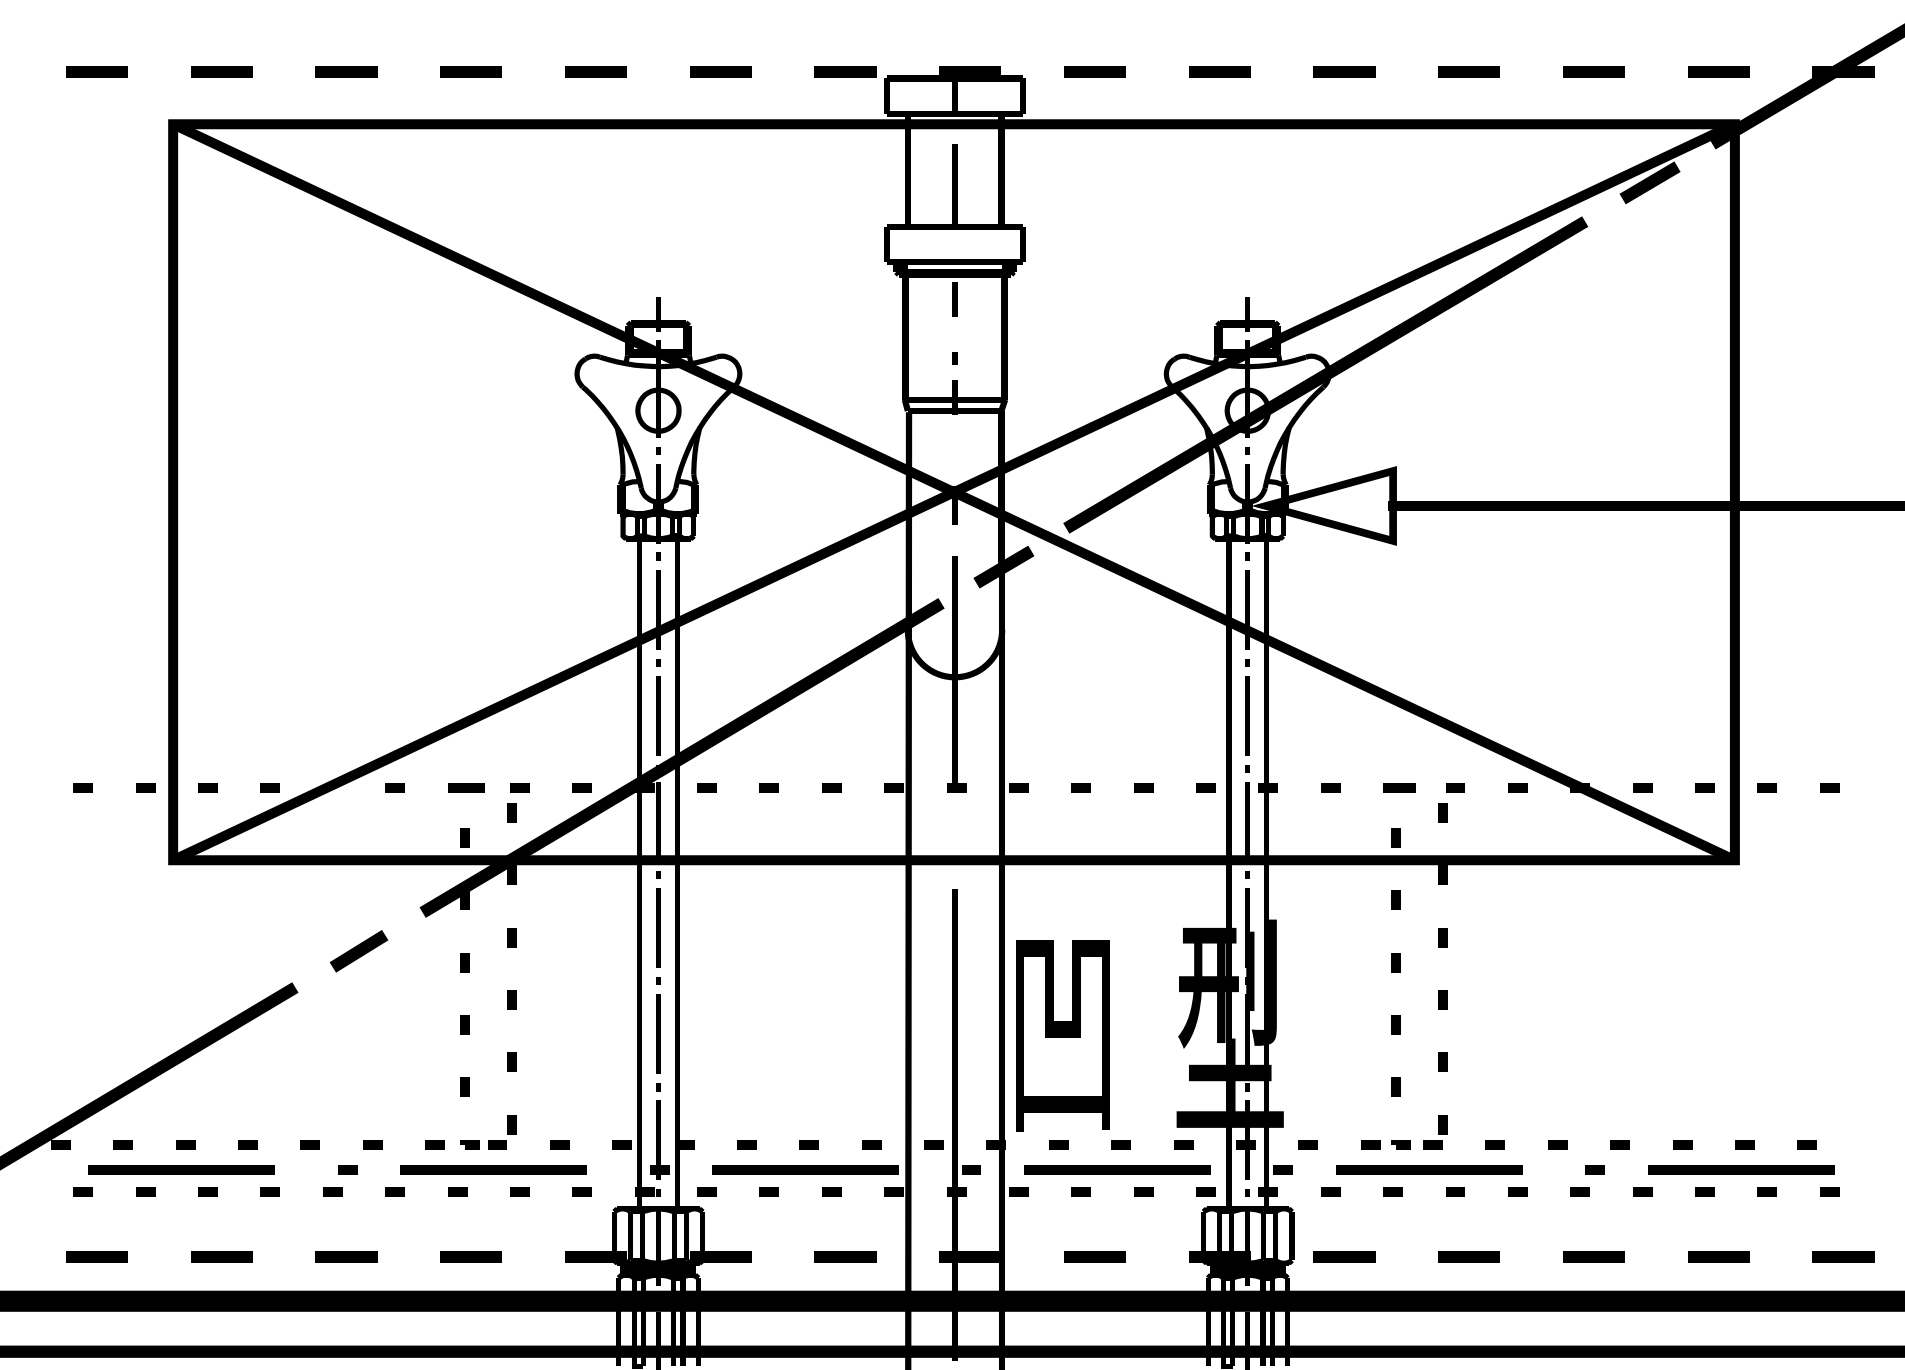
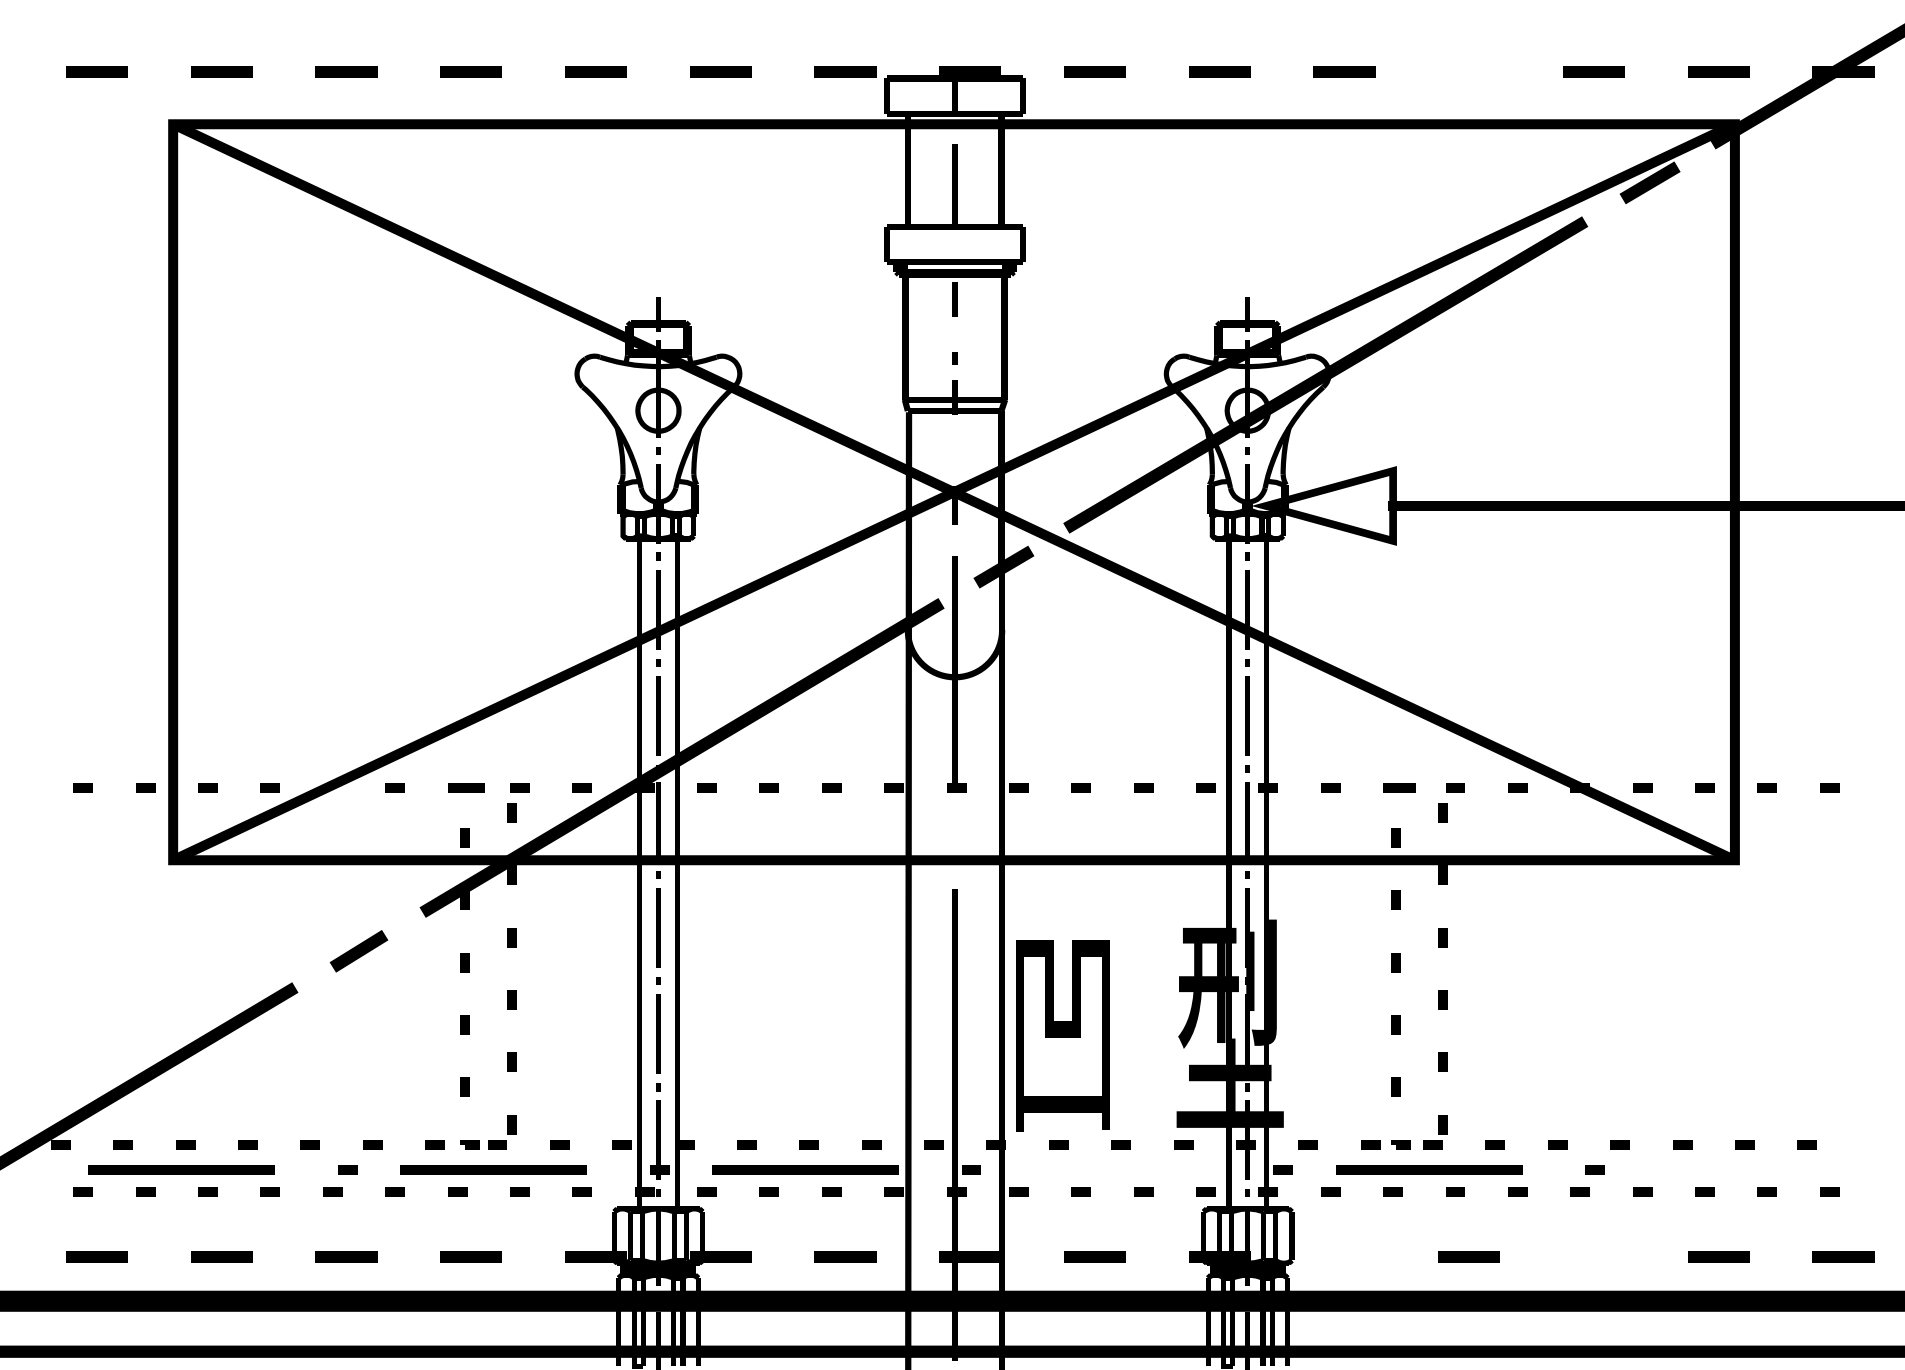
line: present -> none (1468, 71)
line: present -> none (1117, 1169)
line: present -> none (1741, 1169)
line: present -> none (1344, 1256)
line: present -> none (1593, 1256)
